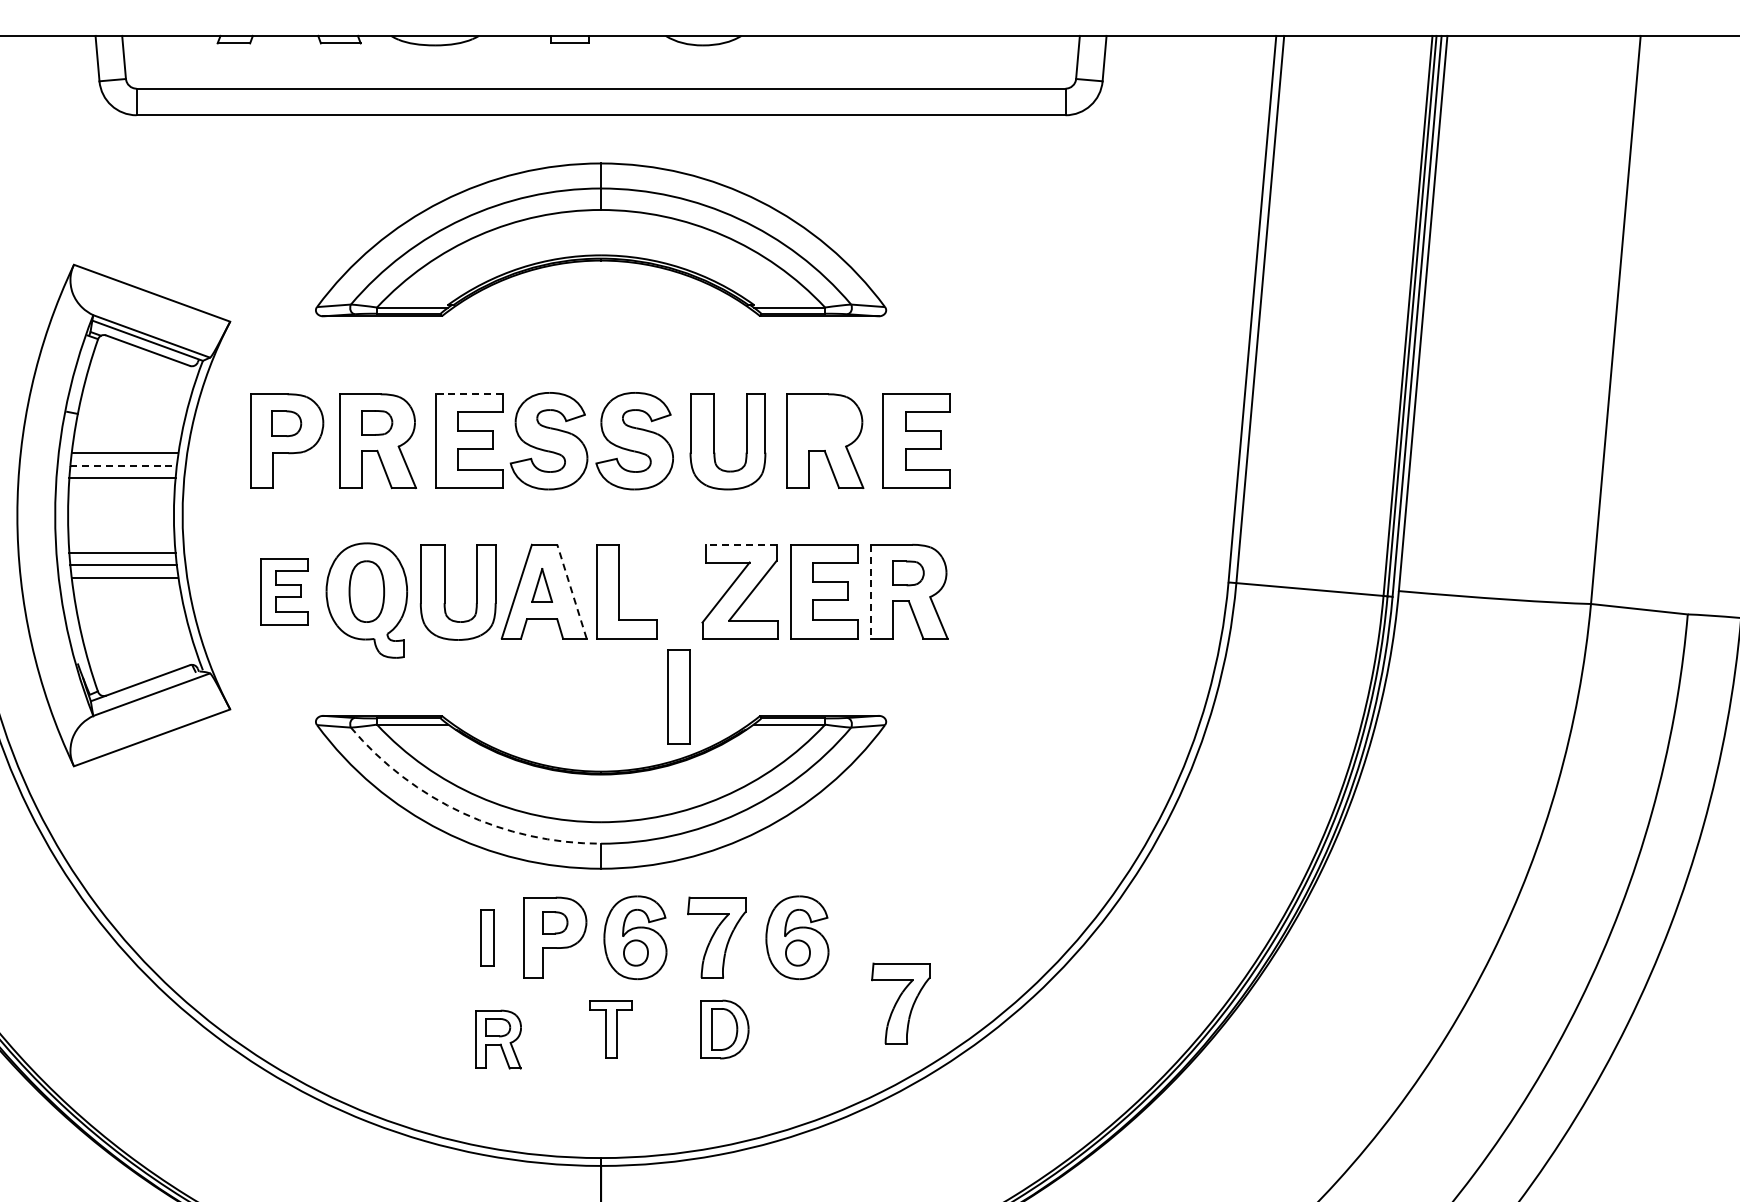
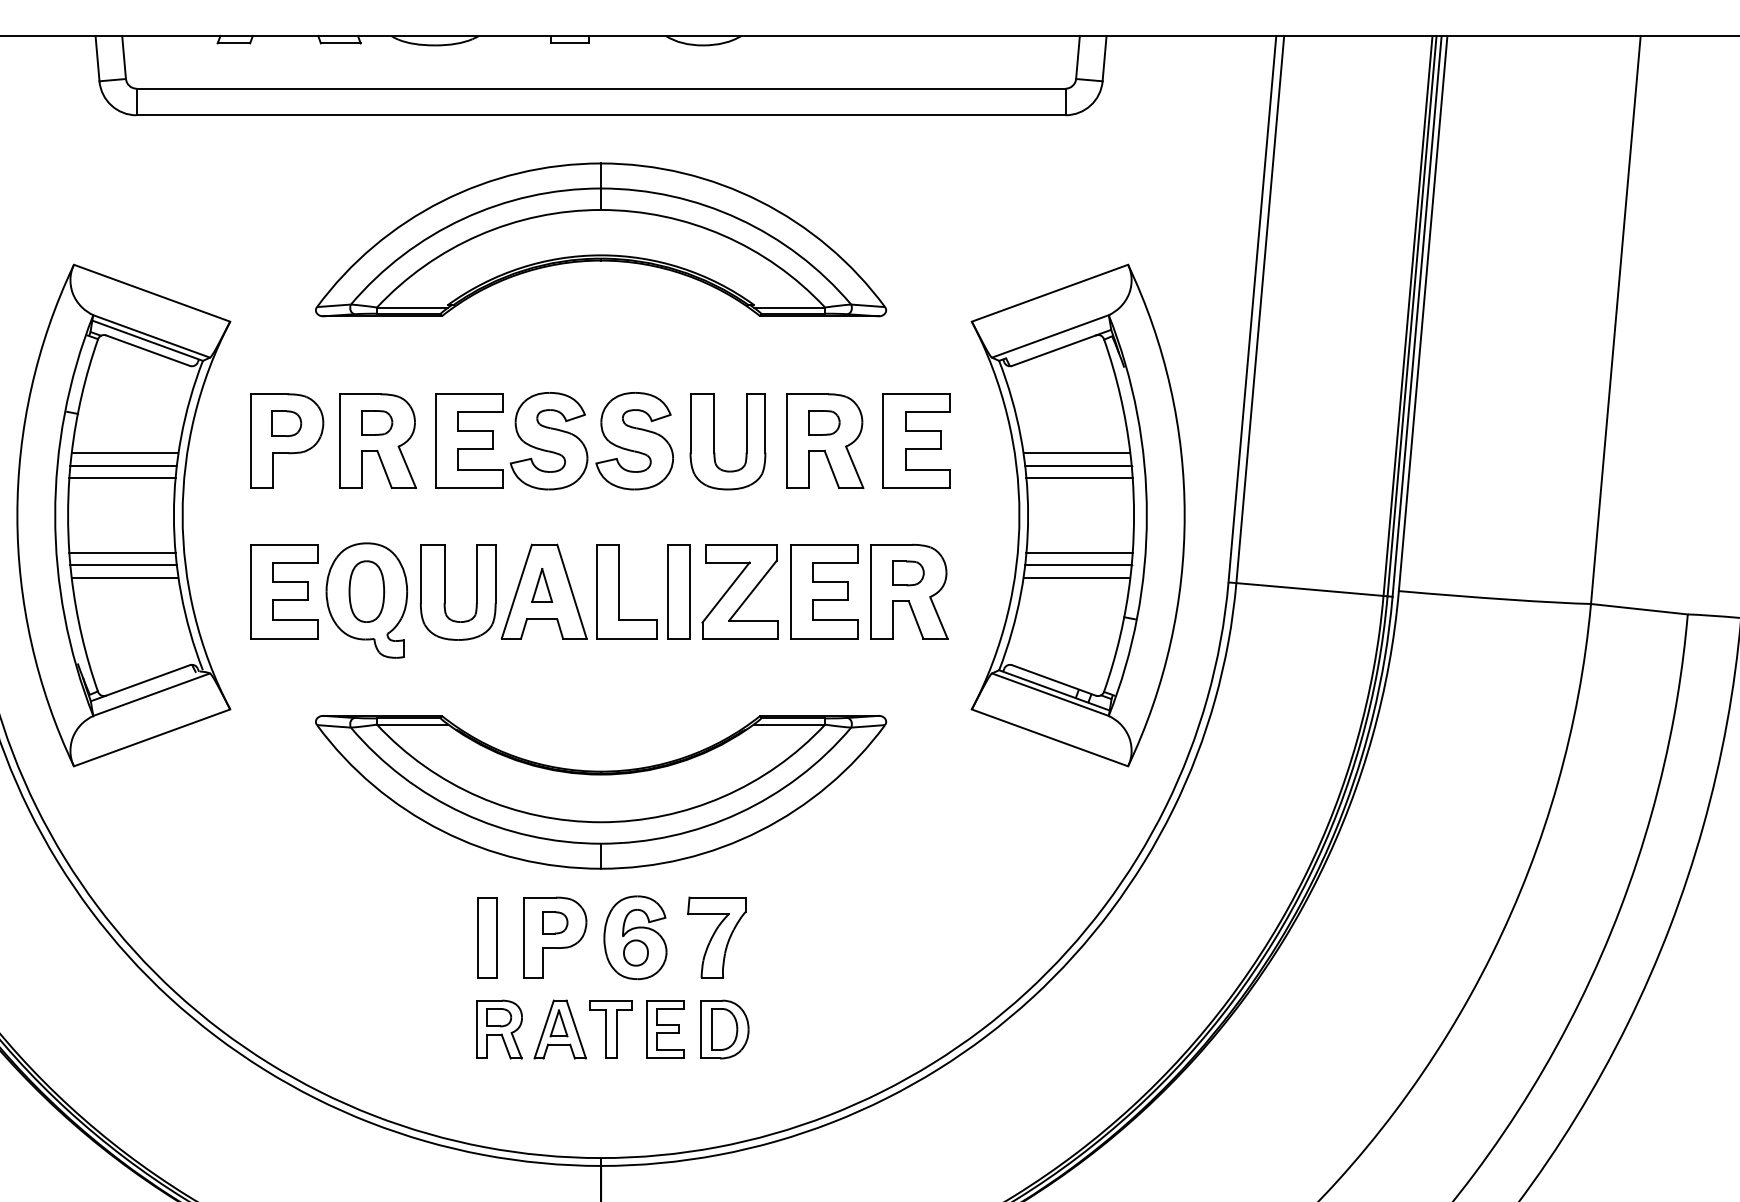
line: dashed -> solid (468, 394)
part: none -> present (824, 422)
line: dashed -> solid (124, 465)
part: none -> present (1077, 515)
line: dashed -> solid (741, 544)
part size: 49x68 px -> 69x96 px (284, 591)
line: dashed -> solid (571, 591)
line: dashed -> solid (871, 591)
part position: (678, 696) -> (678, 591) (678, 591)
arc: dashed -> solid (463, 813)
part size: 15x58 px -> 21x82 px (487, 937)
part: present -> none (797, 937)
part: present -> none (900, 1003)
part: none -> present (559, 1029)
part: none -> present (665, 1029)
part position: (498, 1039) -> (499, 1029) (499, 1029)
